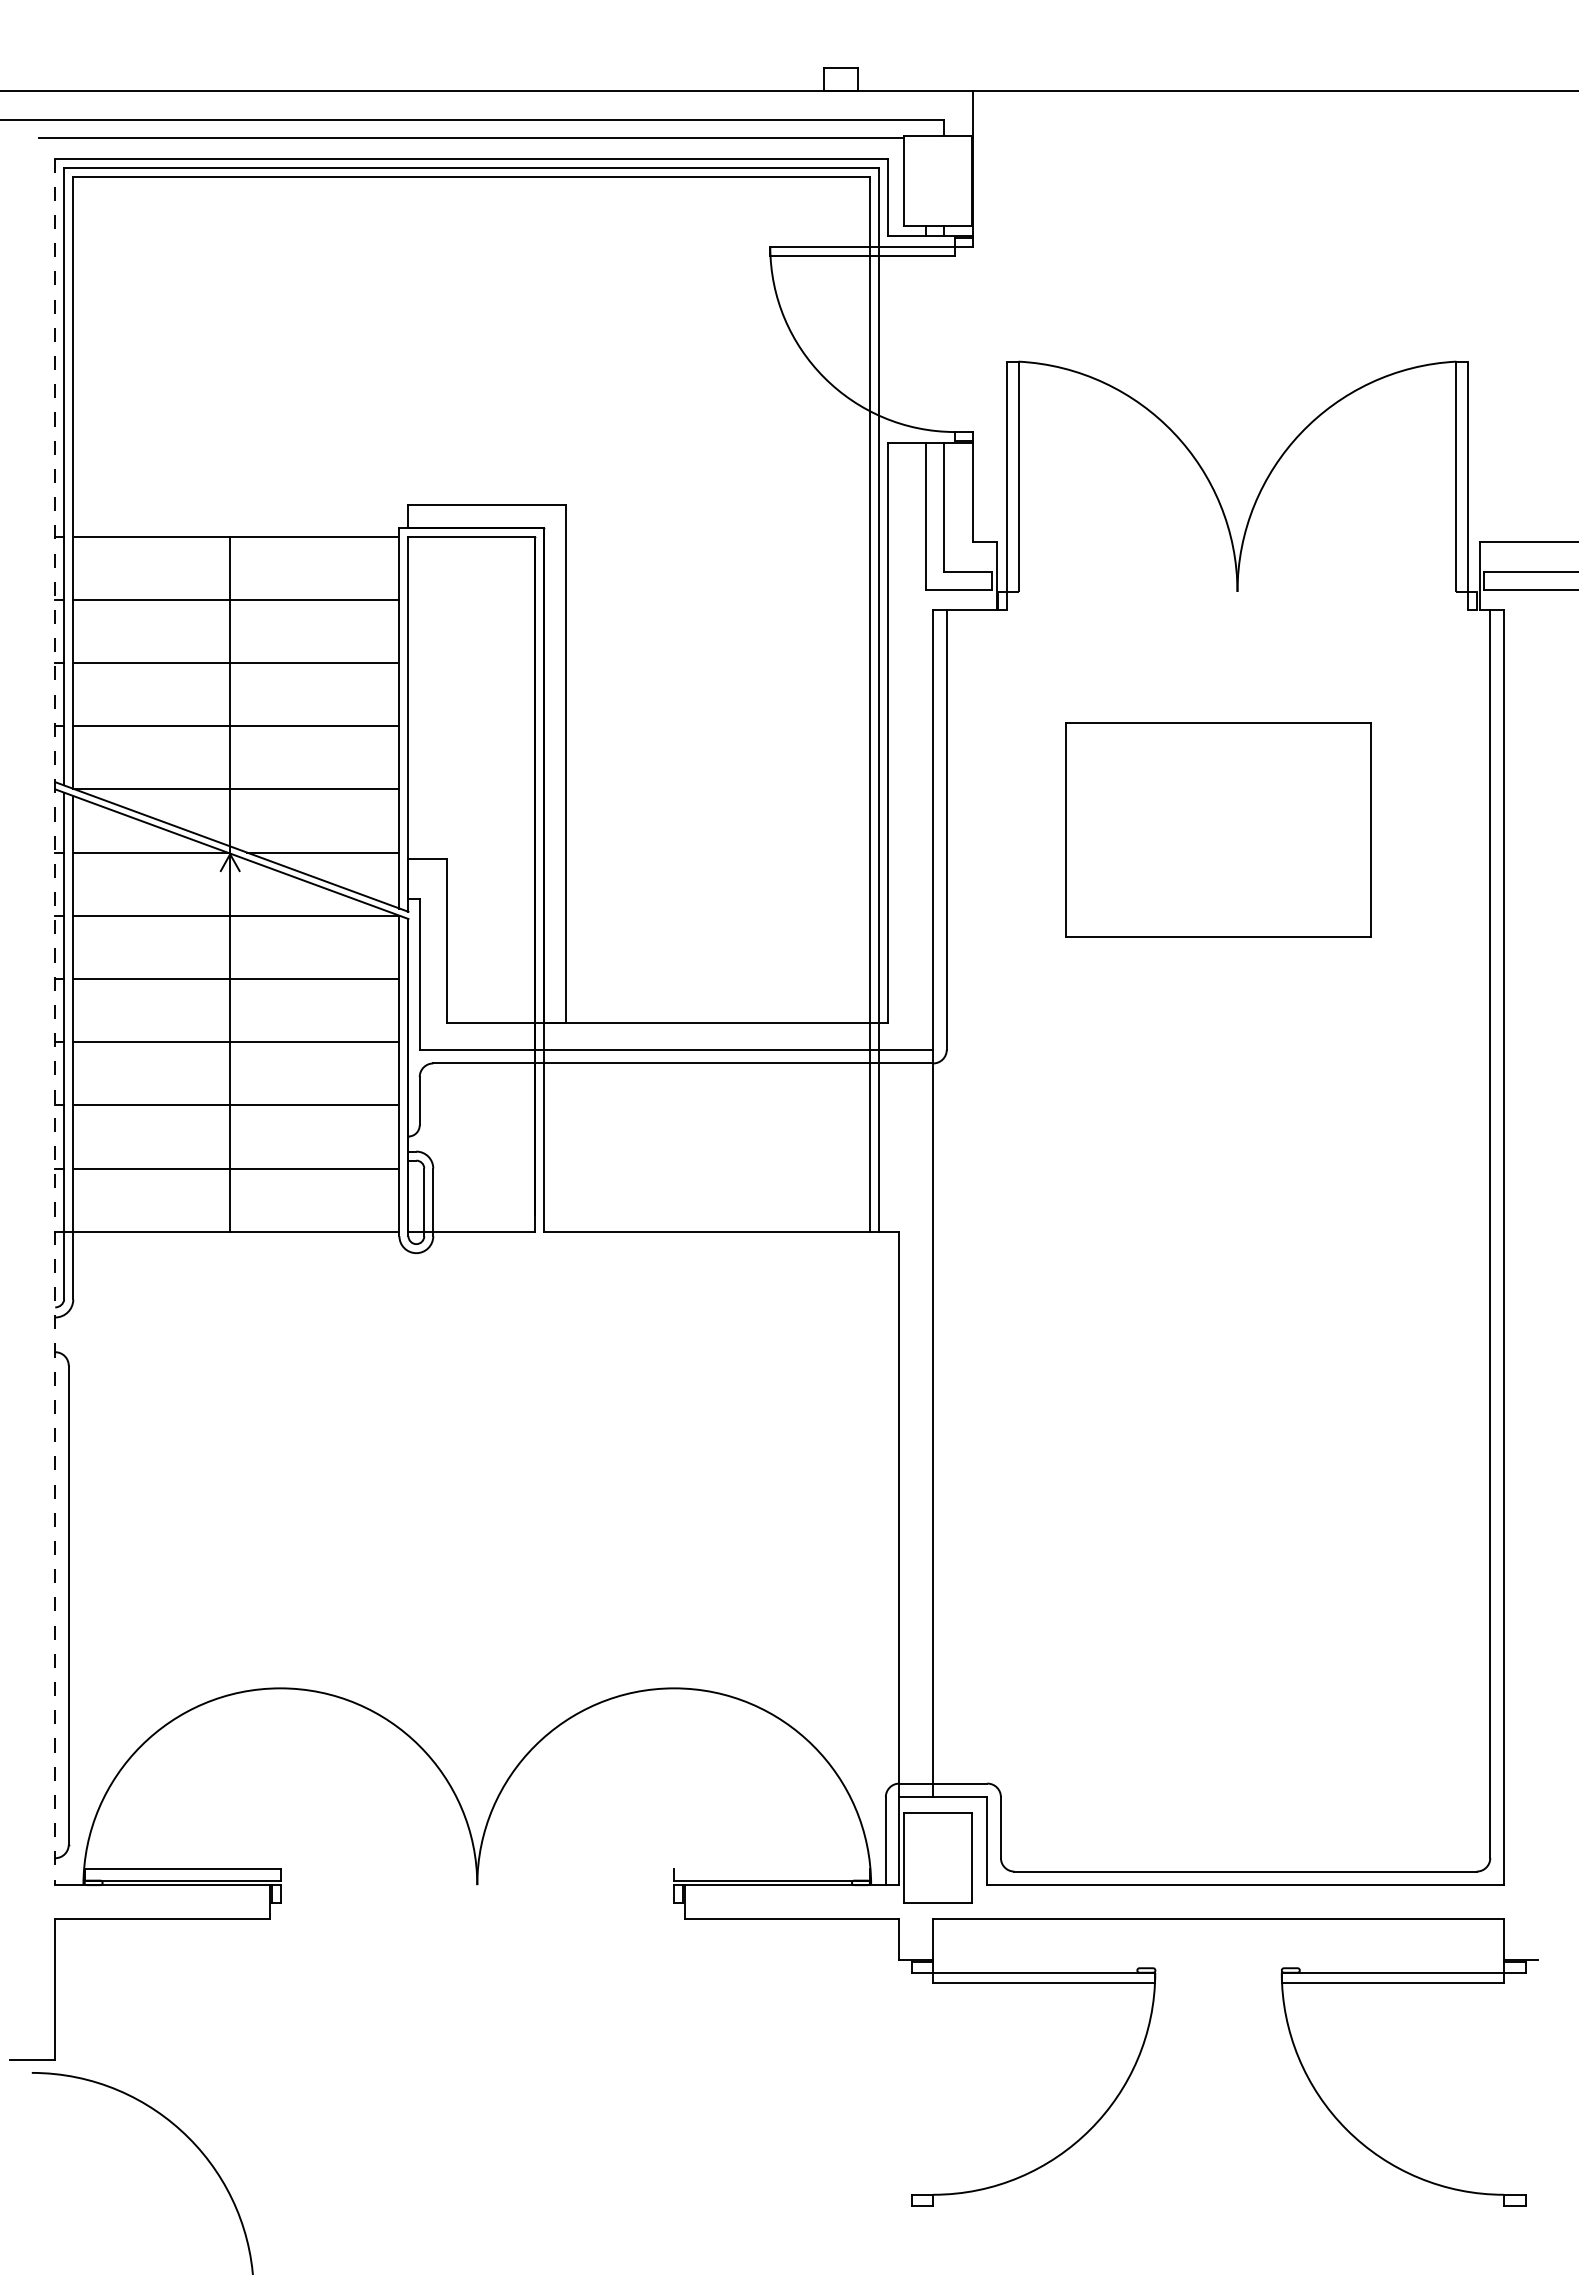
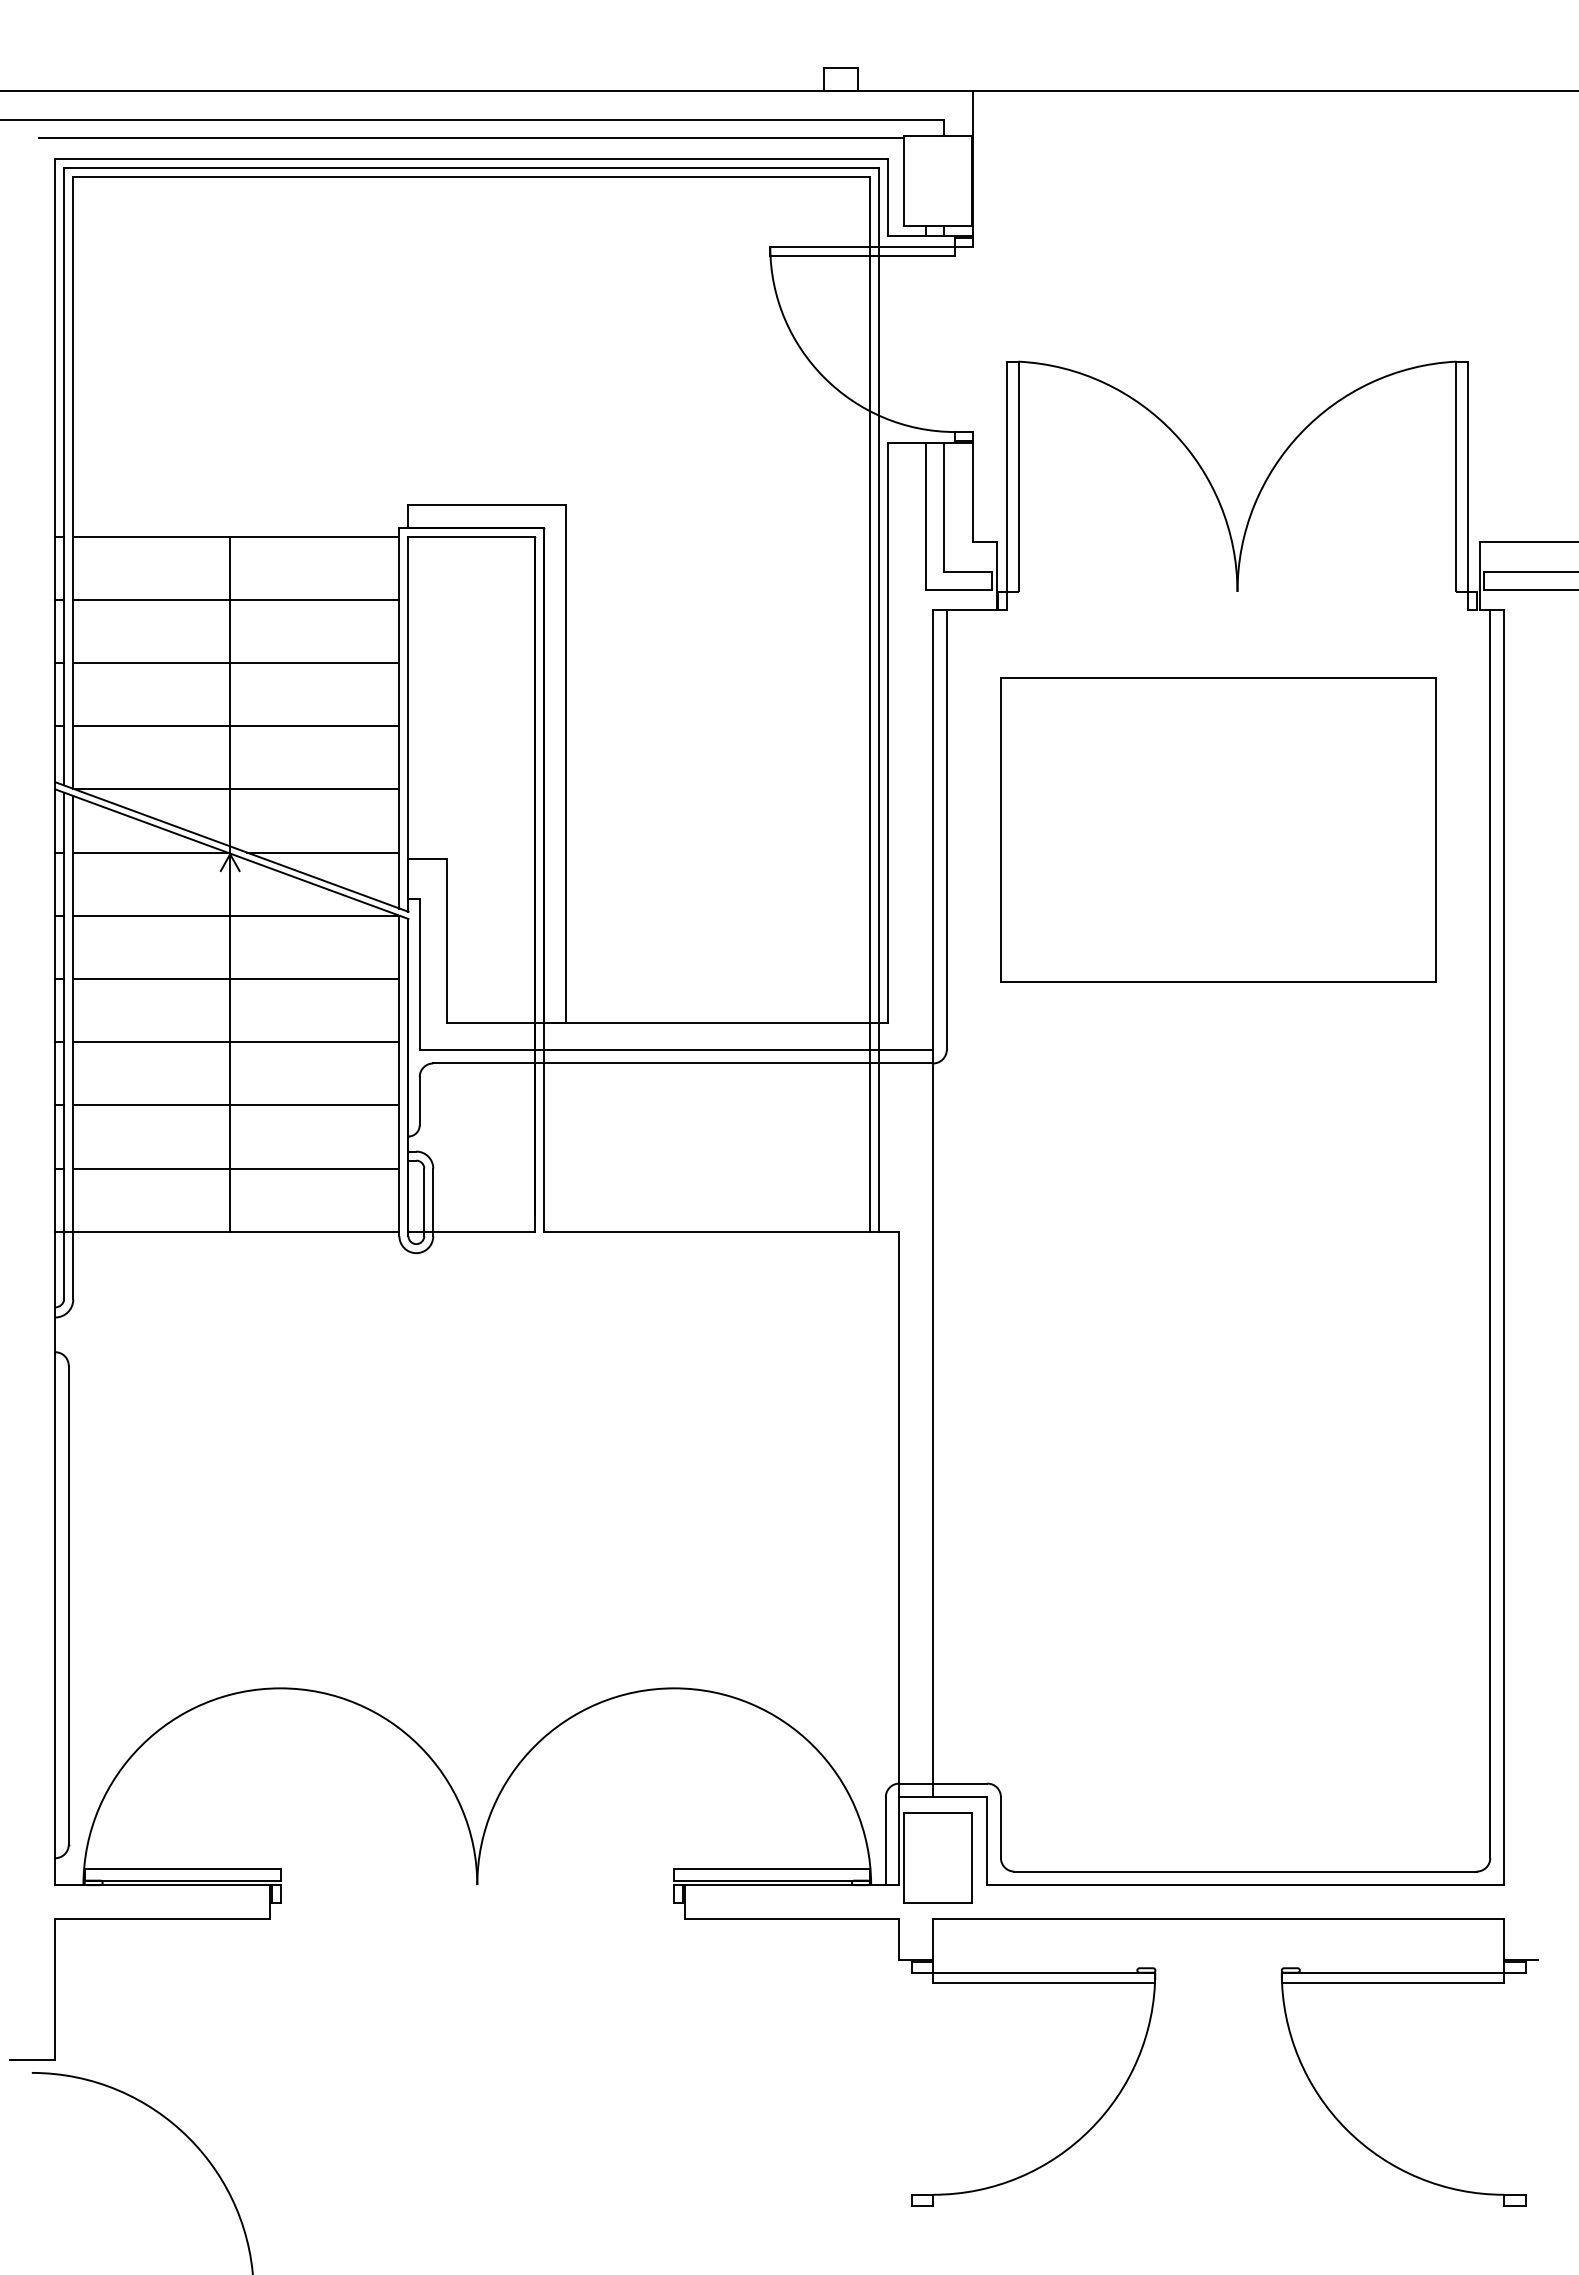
part size: 307x216 px -> 437x306 px (1218, 829)
line: dashed -> solid (55, 1022)
line: none -> present (771, 1869)
